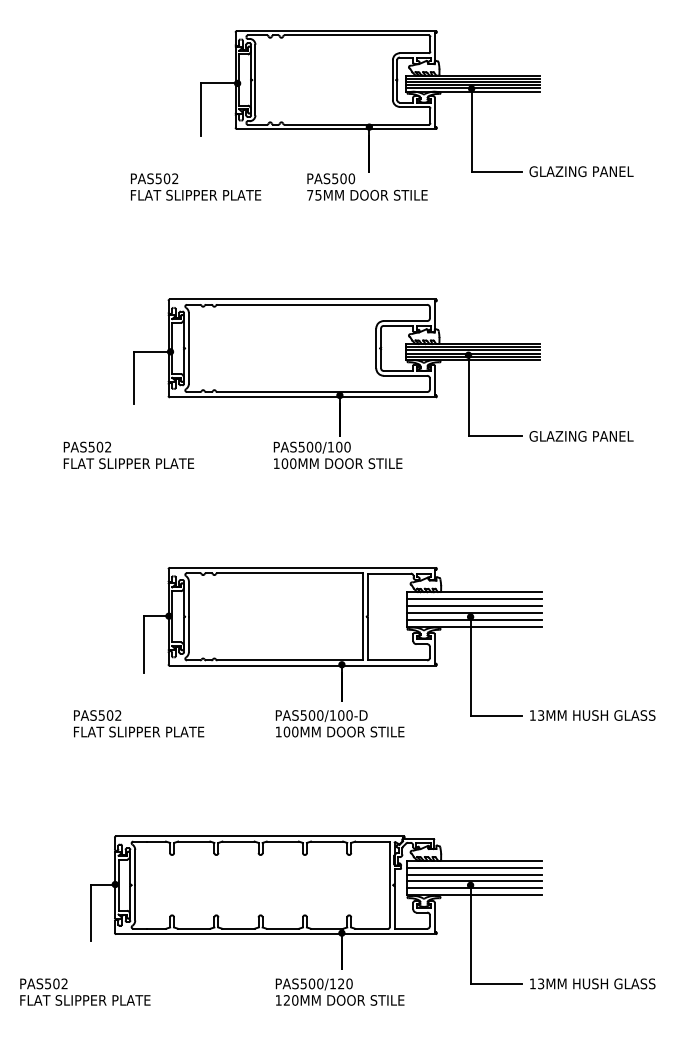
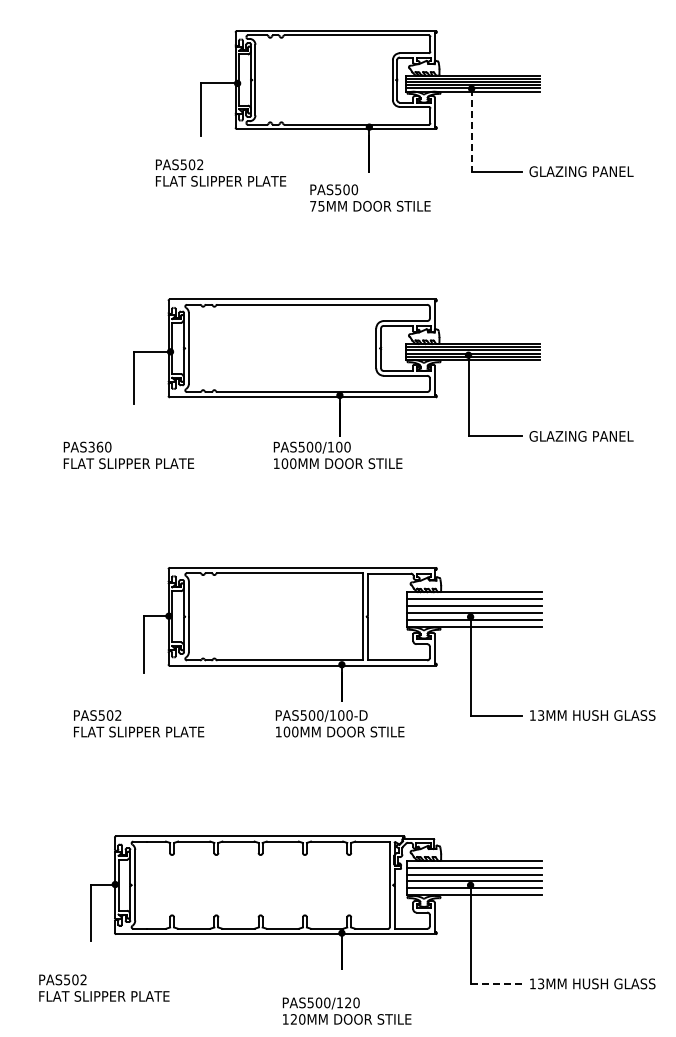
line: solid -> dashed (471, 130)
text position: (196, 186) -> (221, 172) (221, 172)
text position: (367, 186) -> (370, 197) (370, 197)
text: PAS502 -> PAS360 (99, 446)
line: solid -> dashed (496, 983)
text position: (85, 991) -> (104, 987) (104, 987)
text position: (339, 991) -> (346, 1010) (346, 1010)
